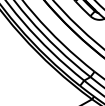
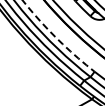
arc: solid -> dashed (57, 38)
